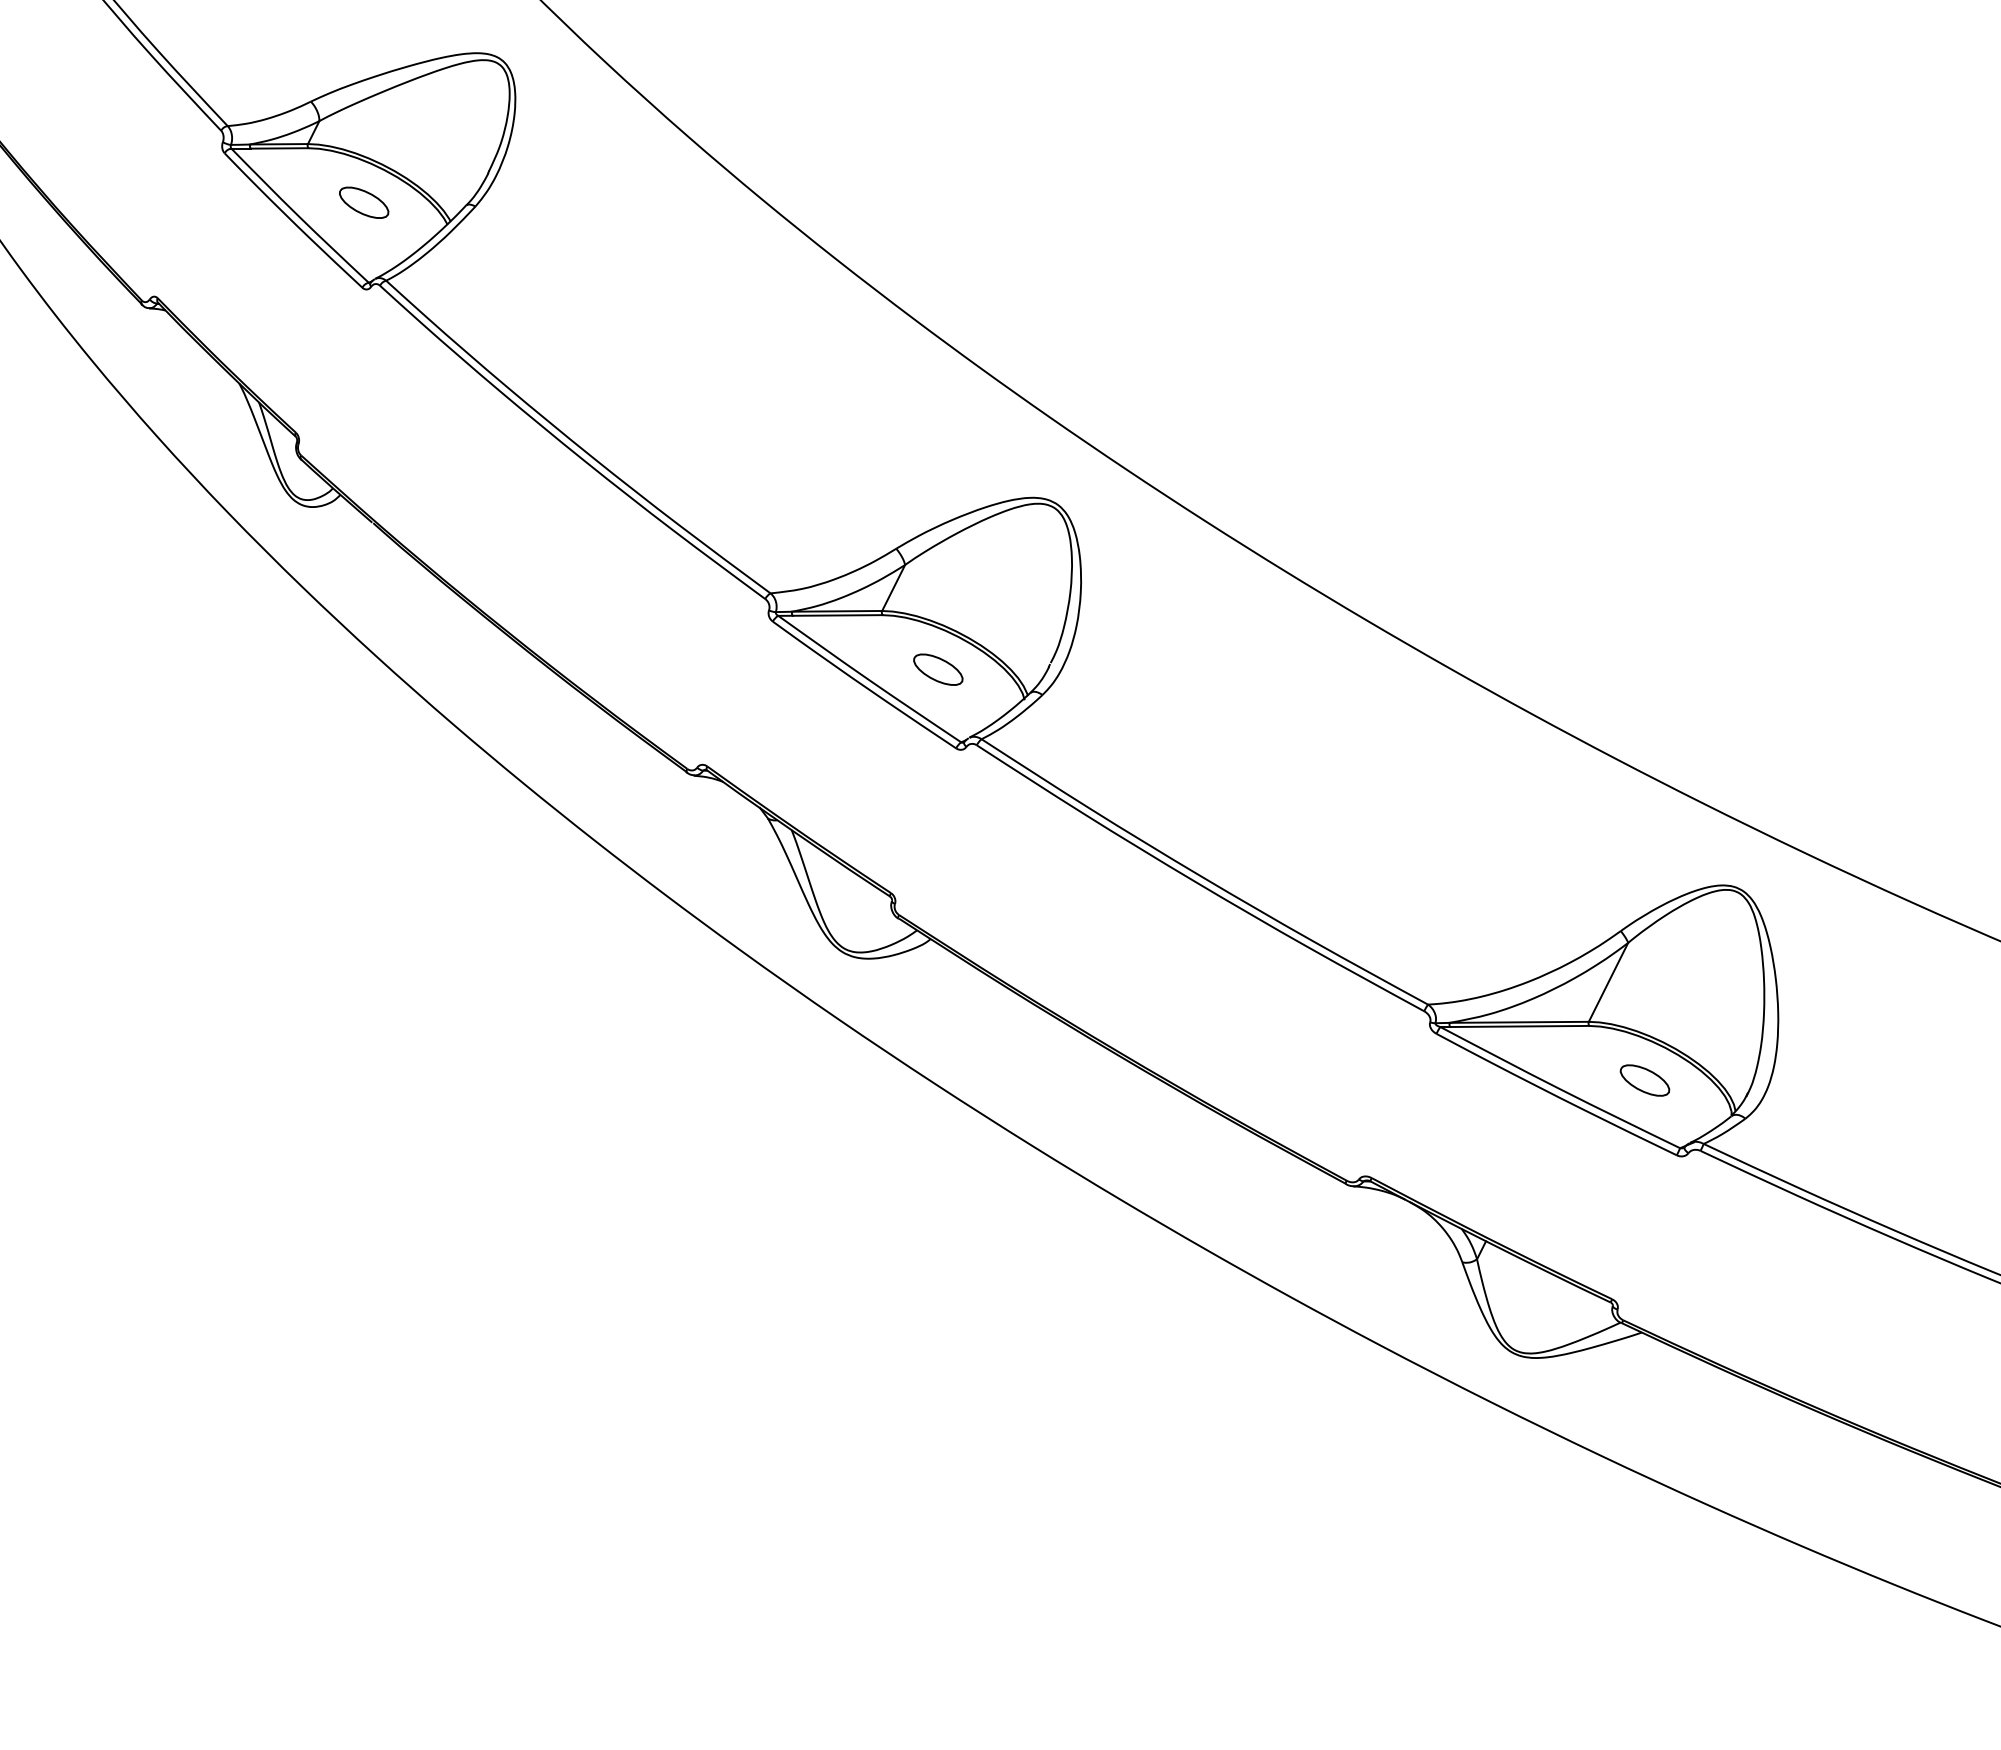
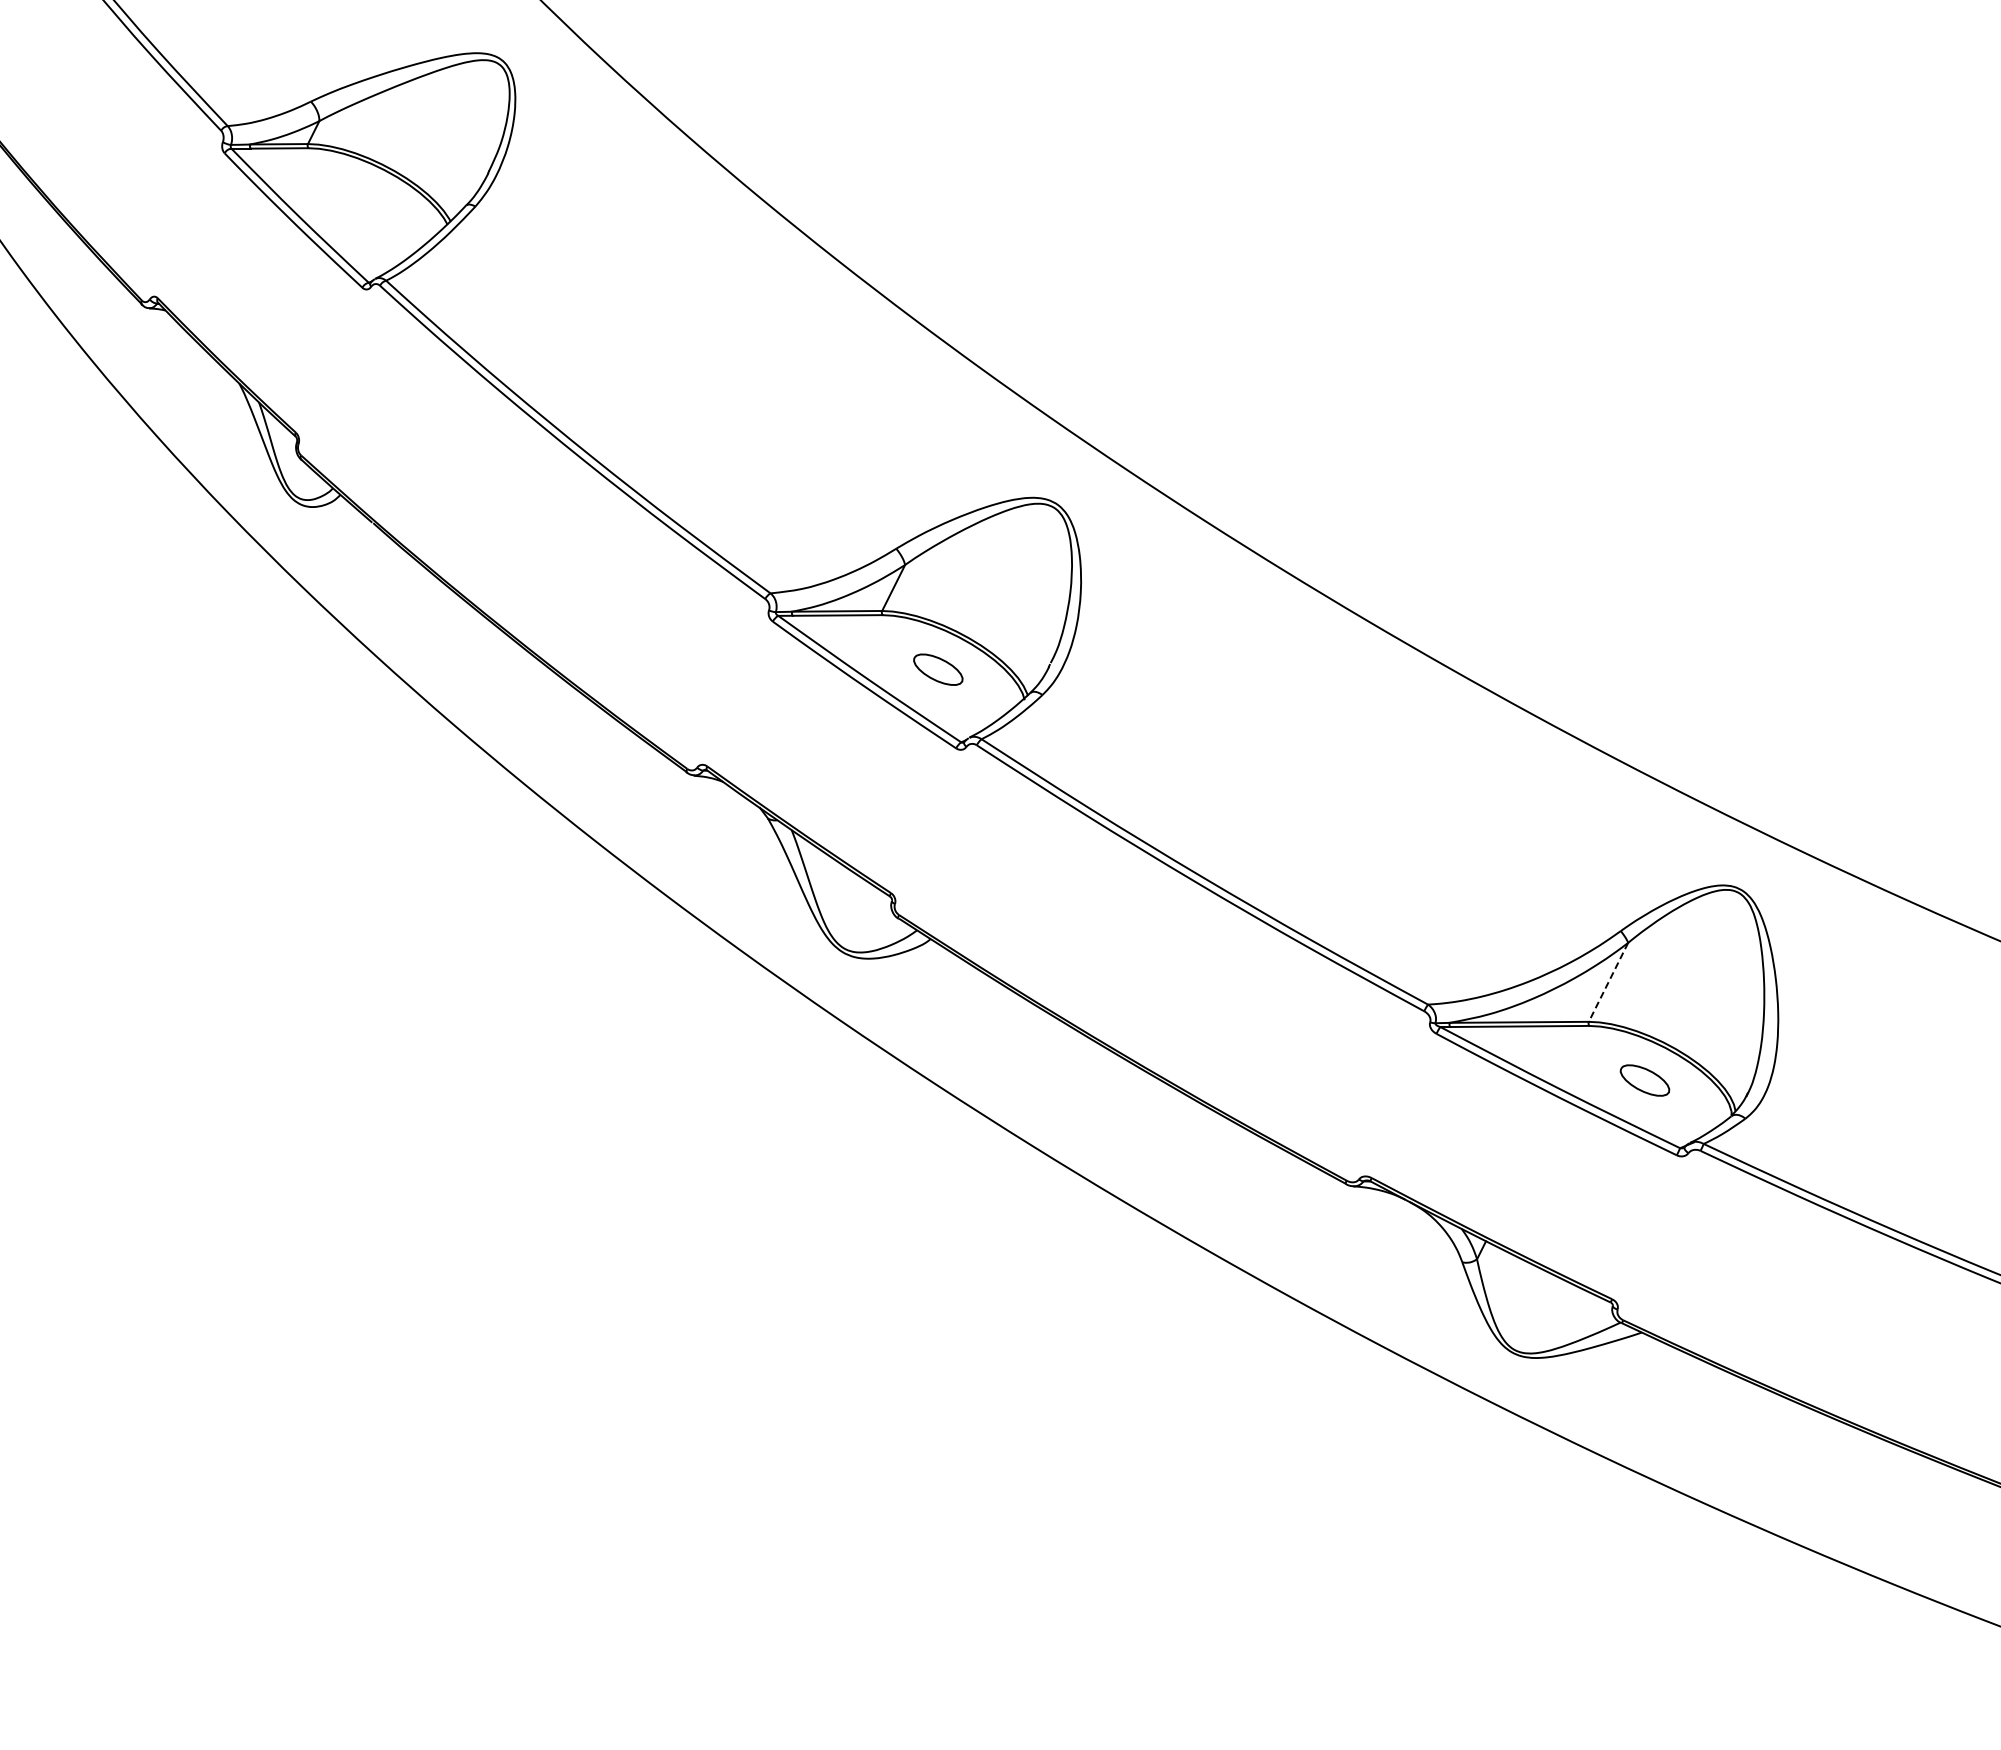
part: present -> none (364, 202)
line: solid -> dashed (1608, 982)
